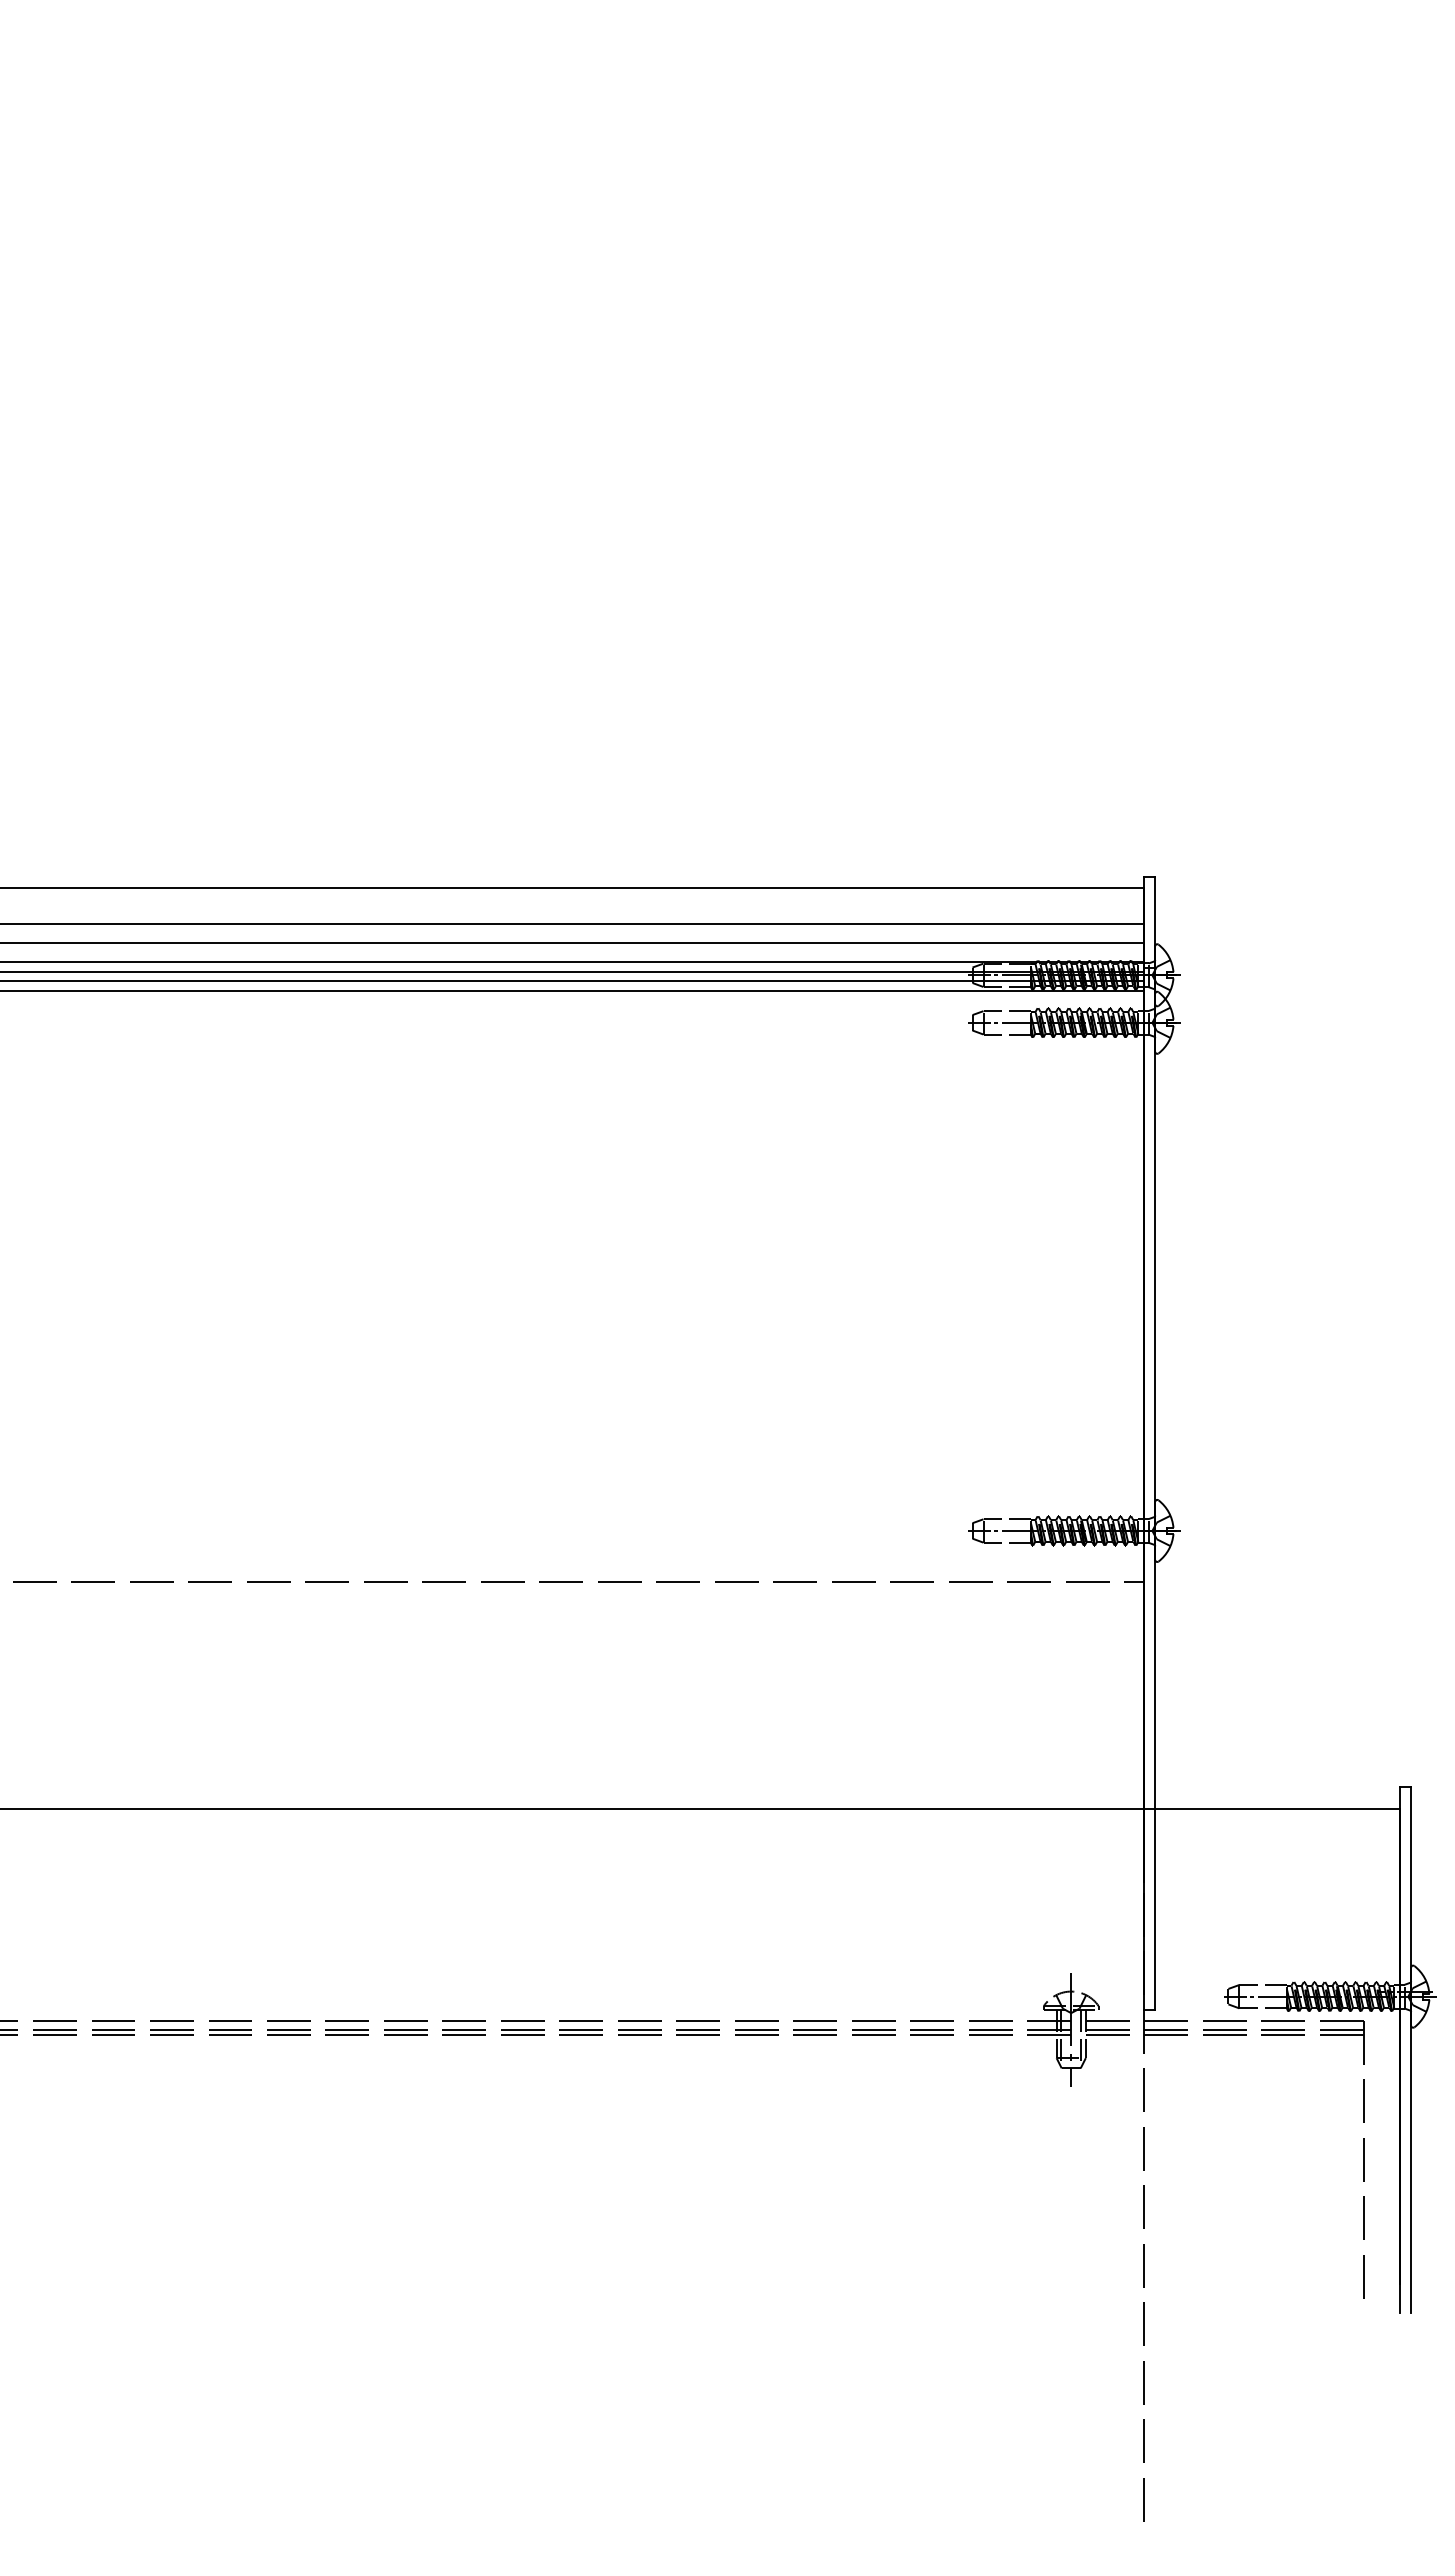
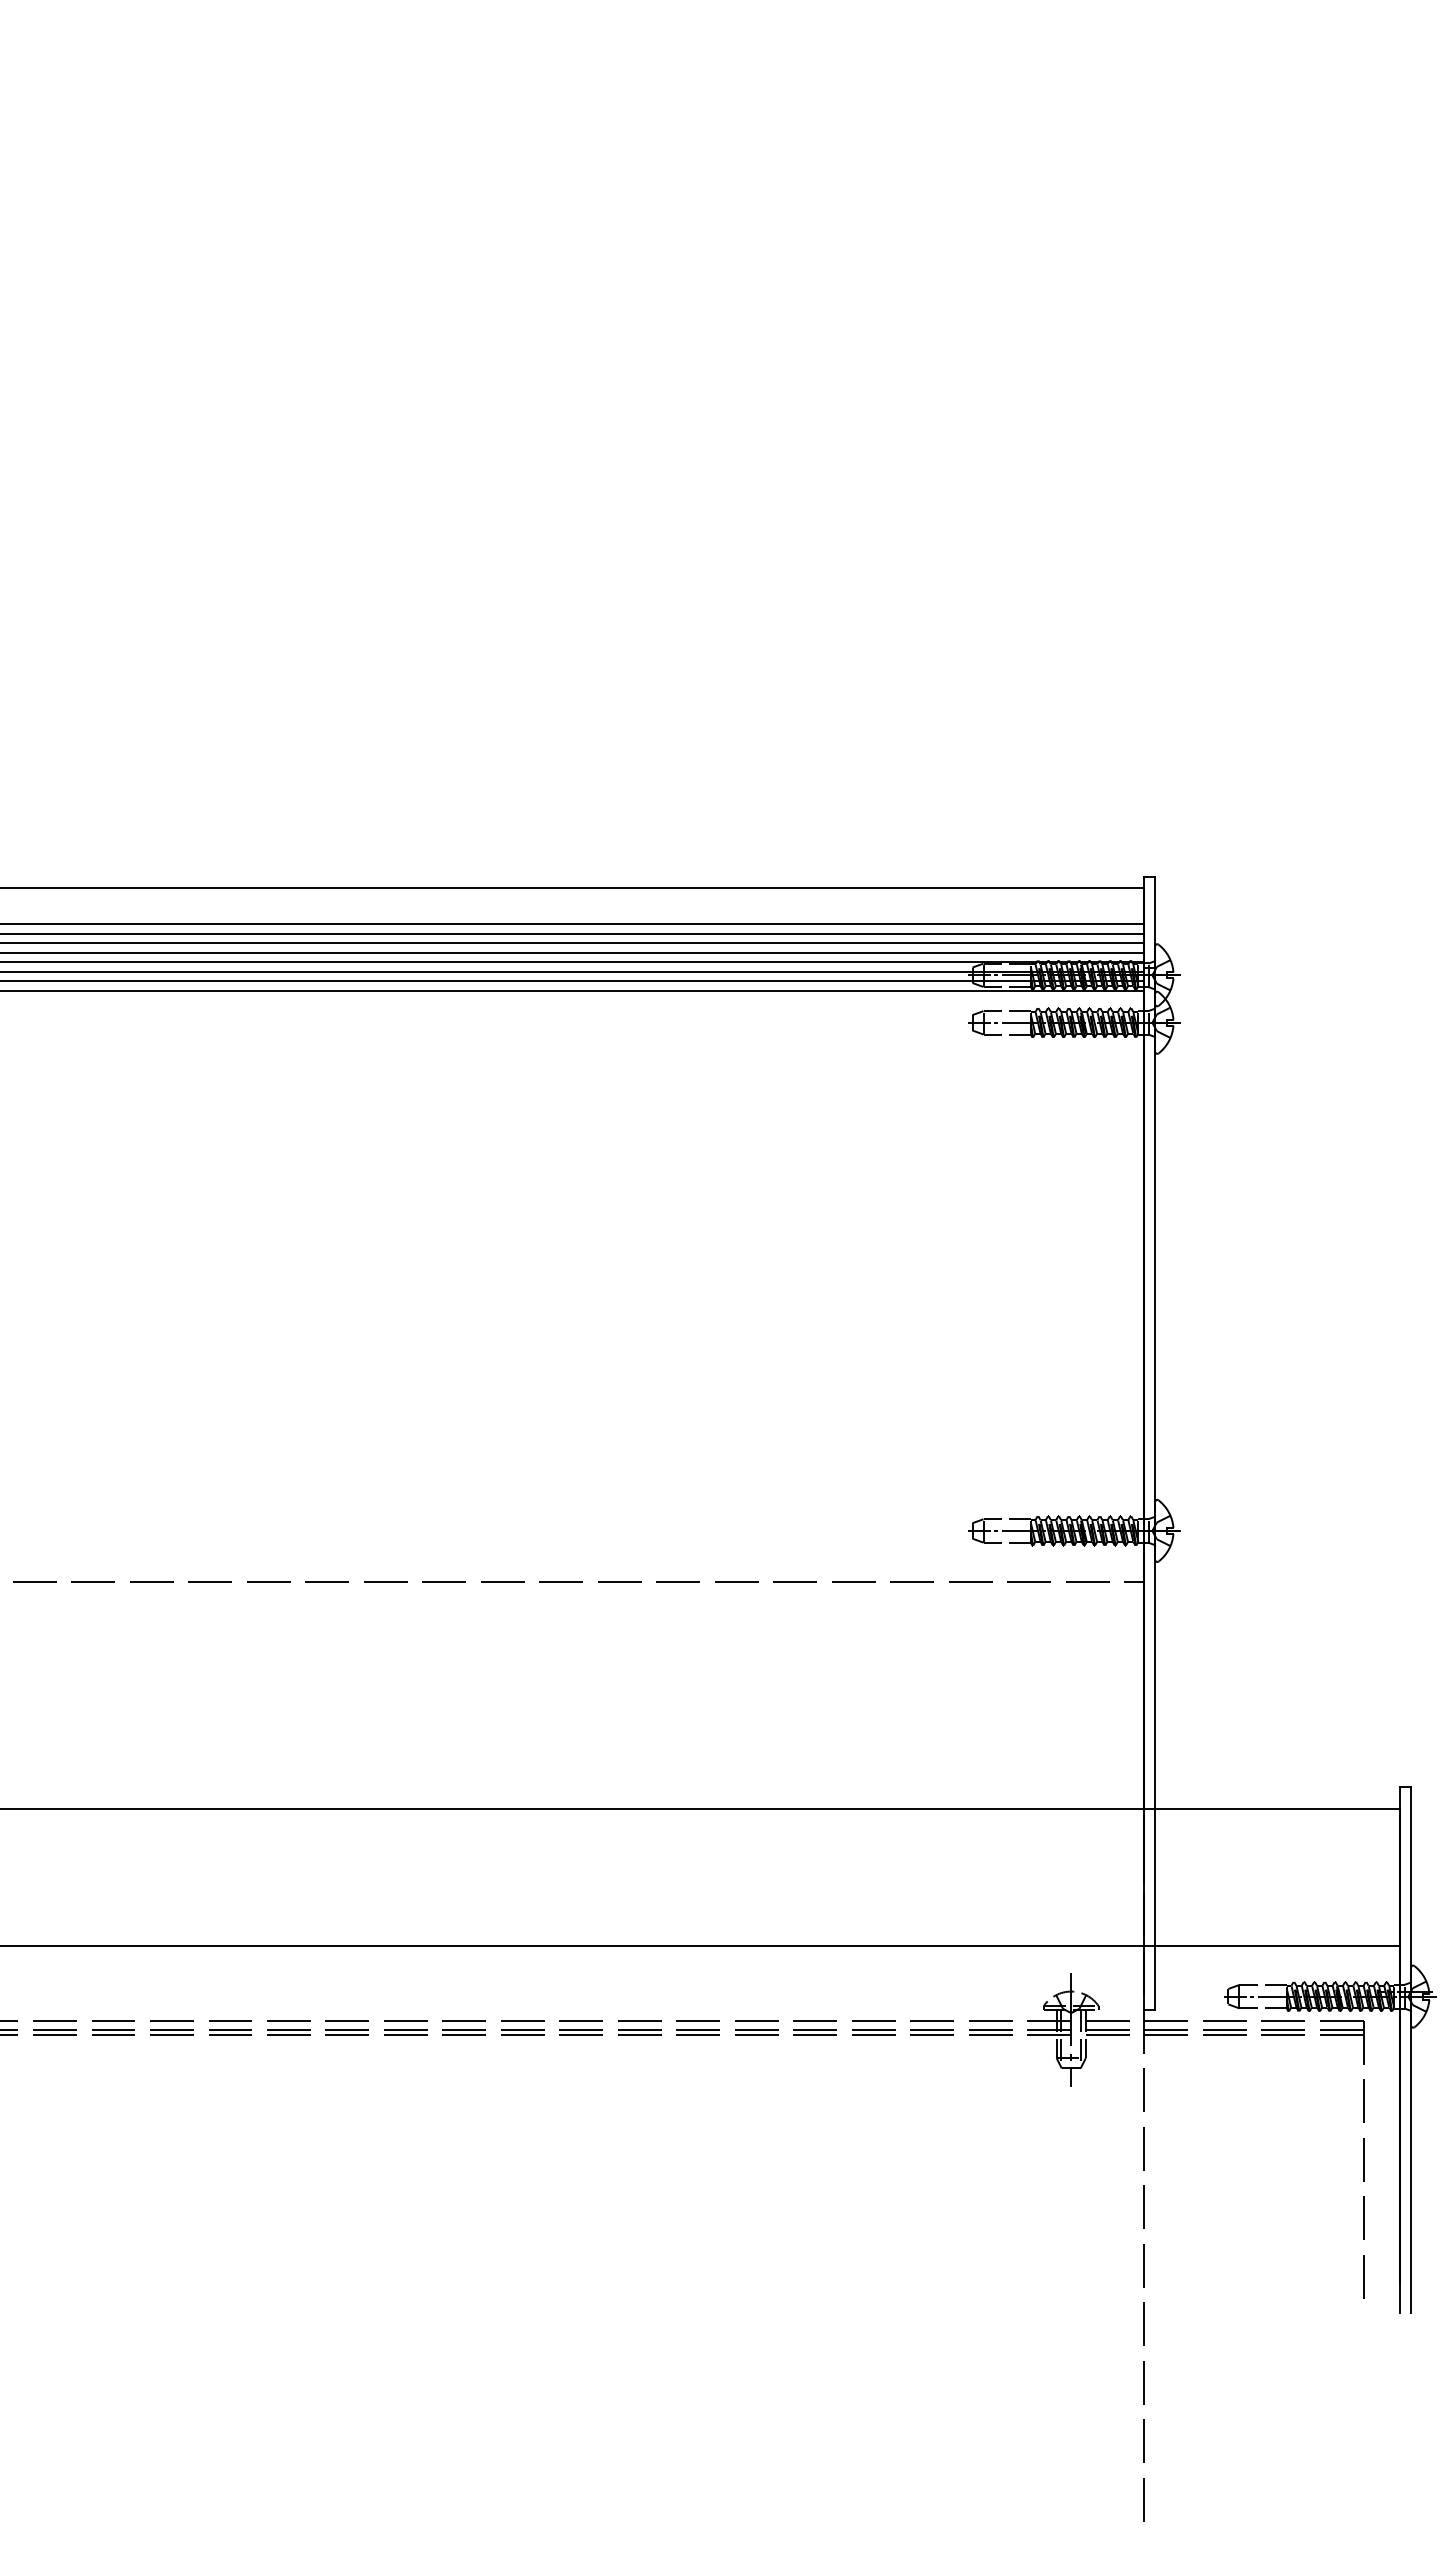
line: none -> present (573, 933)
line: none -> present (573, 952)
line: none -> present (701, 1945)
